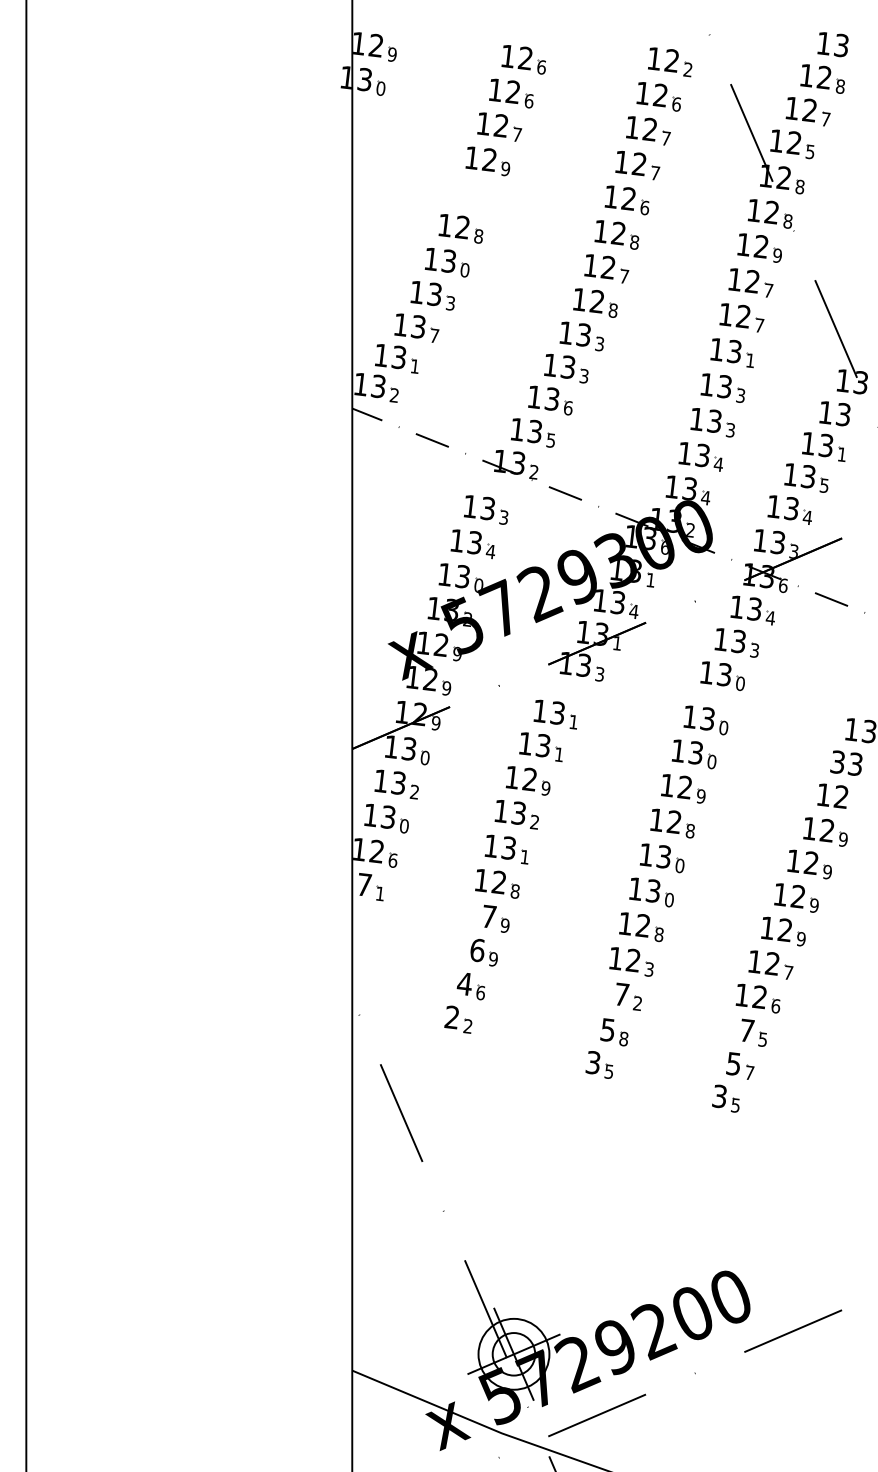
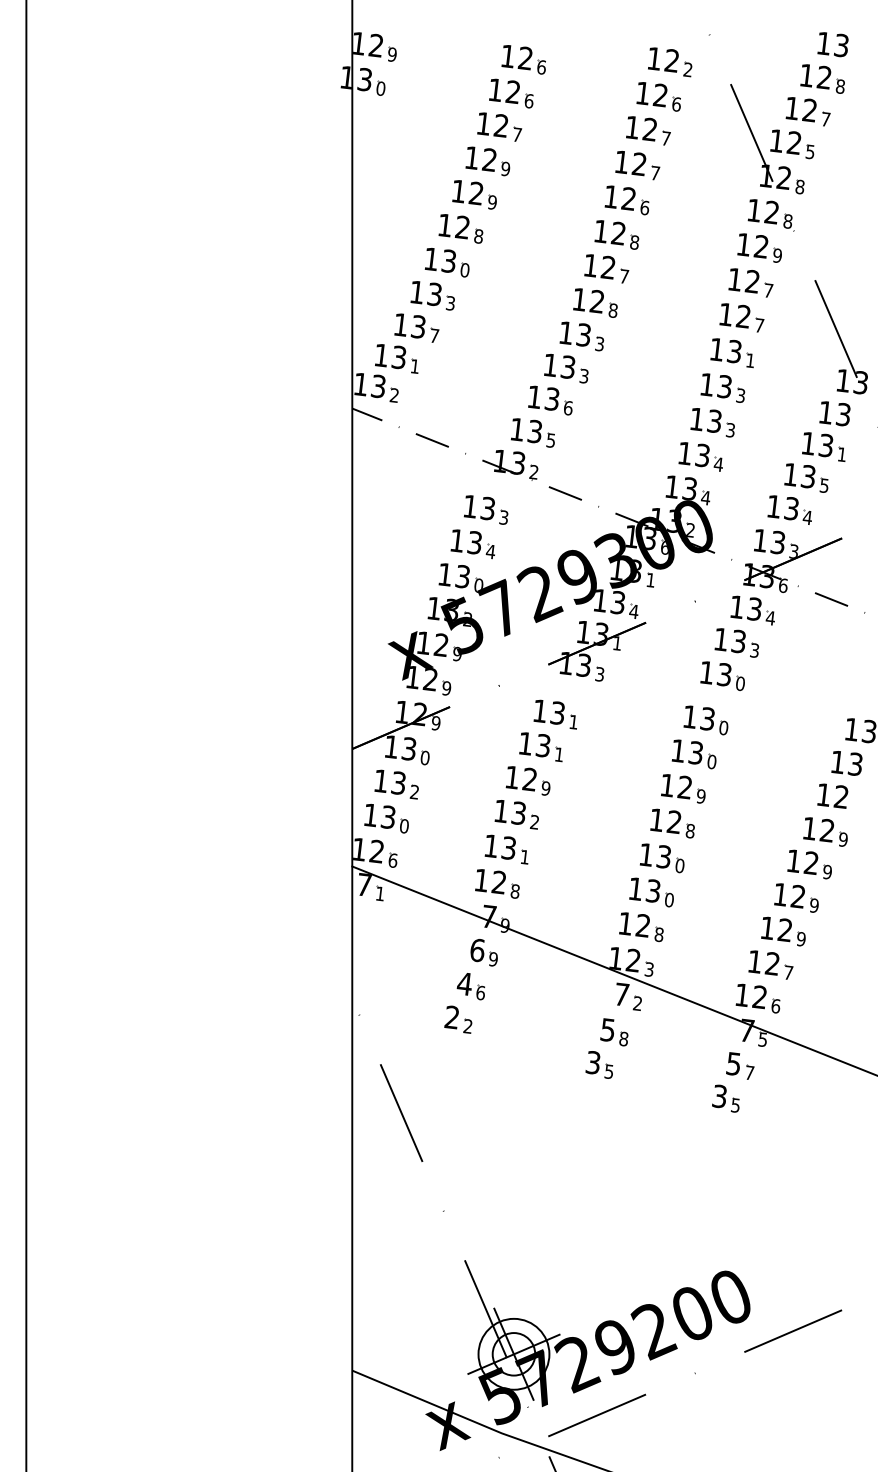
part: none -> present (474, 194)
text: 33 -> 13 (837, 762)
line: none -> present (613, 970)
